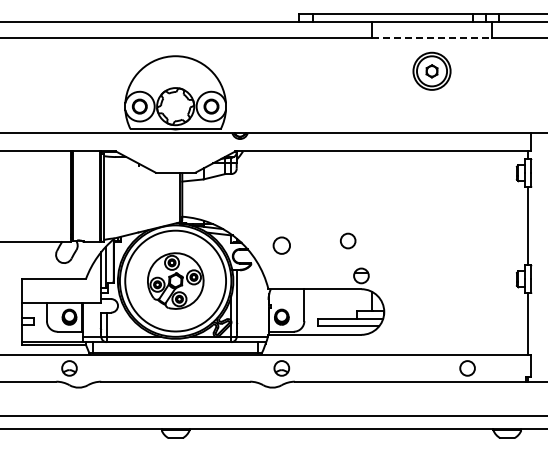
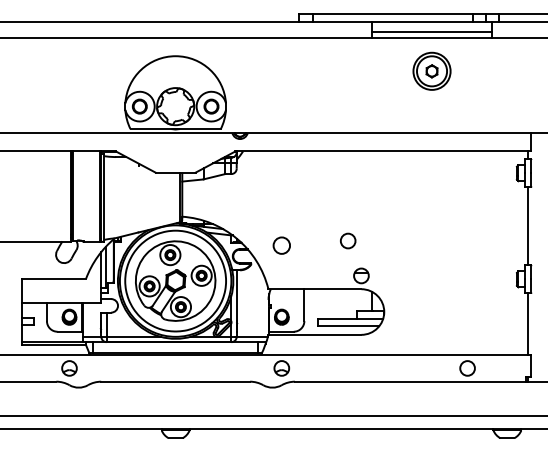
line: none -> present (431, 32)
line: dashed -> solid (432, 38)
part size: 58x58 px -> 82x82 px (175, 280)
